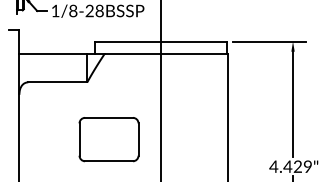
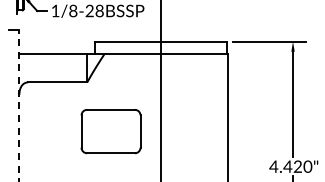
line: solid -> dashed (19, 106)
part position: (108, 139) -> (110, 131) (110, 131)
text: 4.429" -> 4.420" (307, 167)
